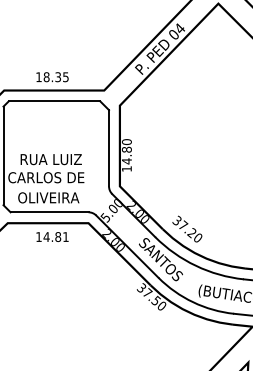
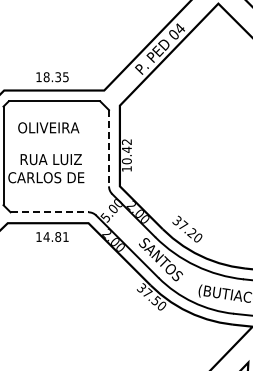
line: solid -> dashed (109, 148)
text: 14.80 -> 10.42 (126, 151)
text position: (48, 197) -> (48, 127) (48, 127)
line: solid -> dashed (49, 212)
